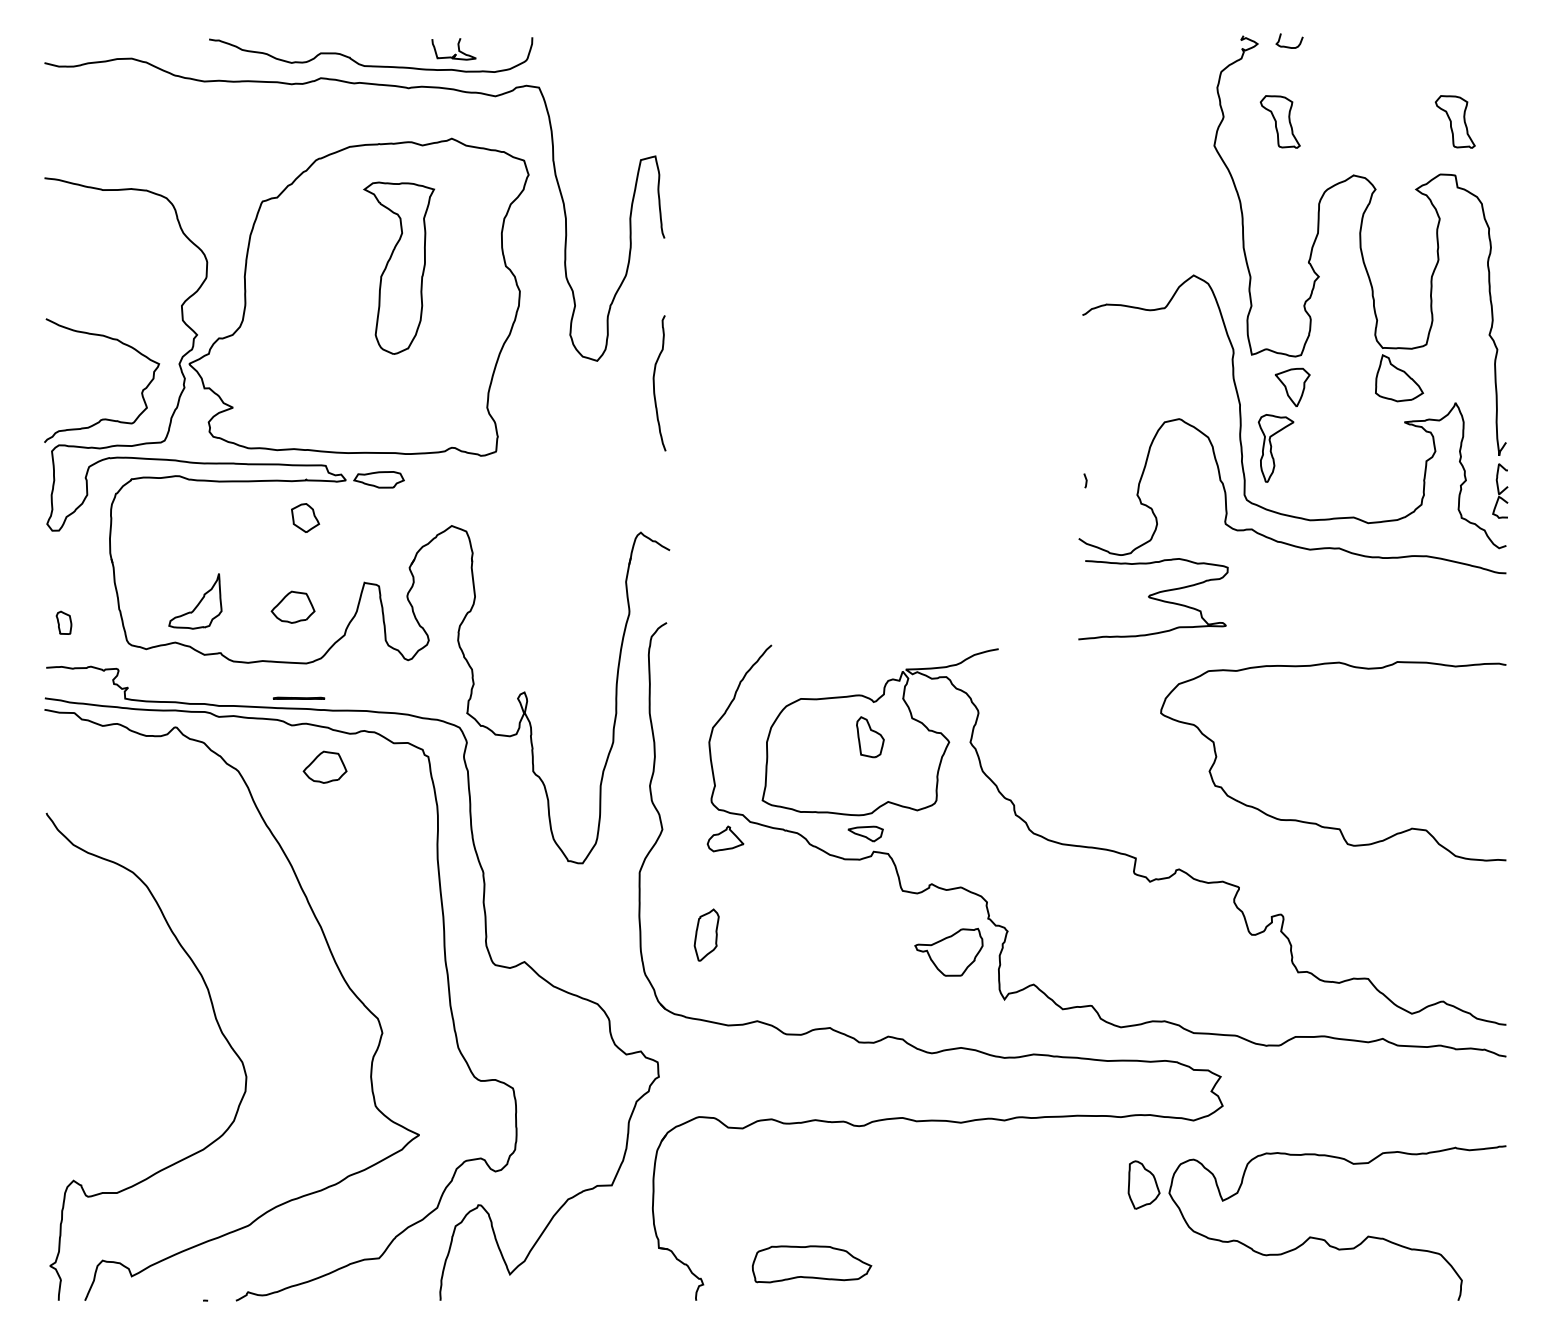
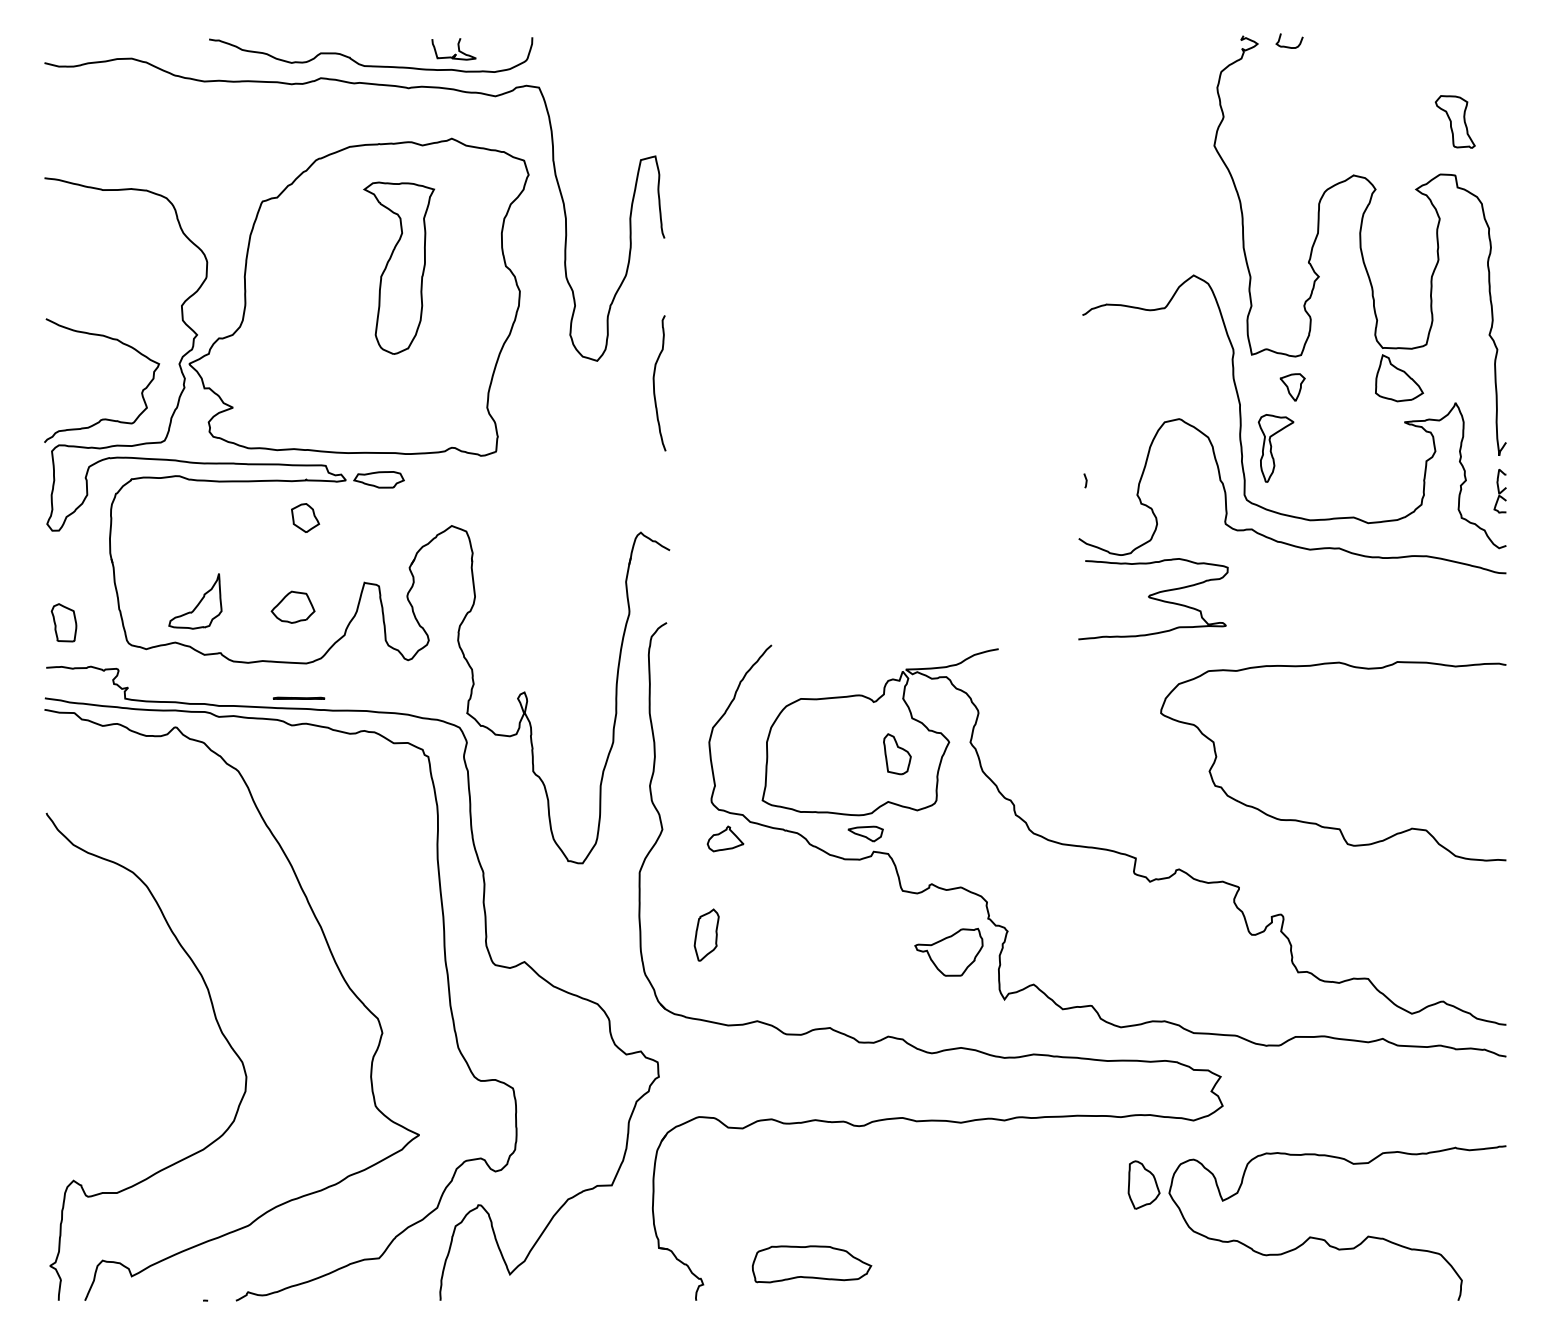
part: present -> none (1279, 121)
part size: 37x40 px -> 27x29 px (1292, 387)
part size: 17x56 px -> 14x45 px (1499, 491)
part size: 18x25 px -> 28x40 px (63, 622)
part position: (870, 737) -> (897, 754) (897, 754)
part: present -> none (324, 766)
